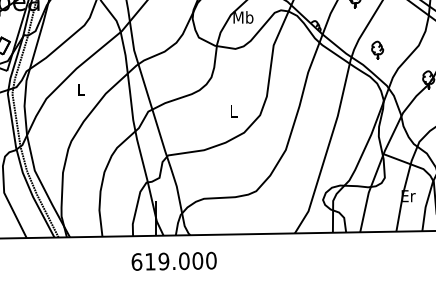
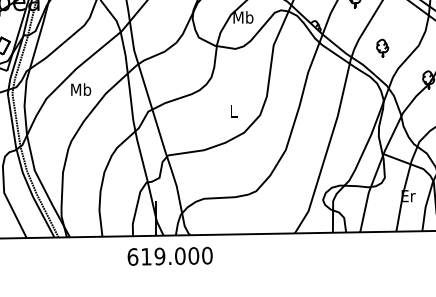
part position: (377, 49) -> (382, 47) (382, 47)
text: L -> Mb (81, 89)
text position: (173, 260) -> (169, 255) (169, 255)
